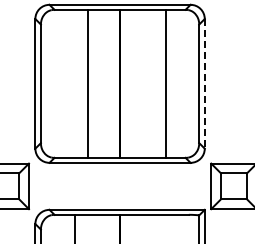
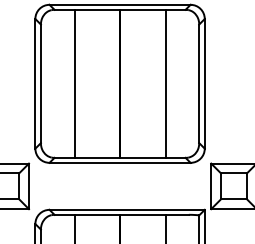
line position: (87, 83) -> (74, 83) (74, 83)
line: dashed -> solid (204, 83)
line: none -> present (165, 227)
